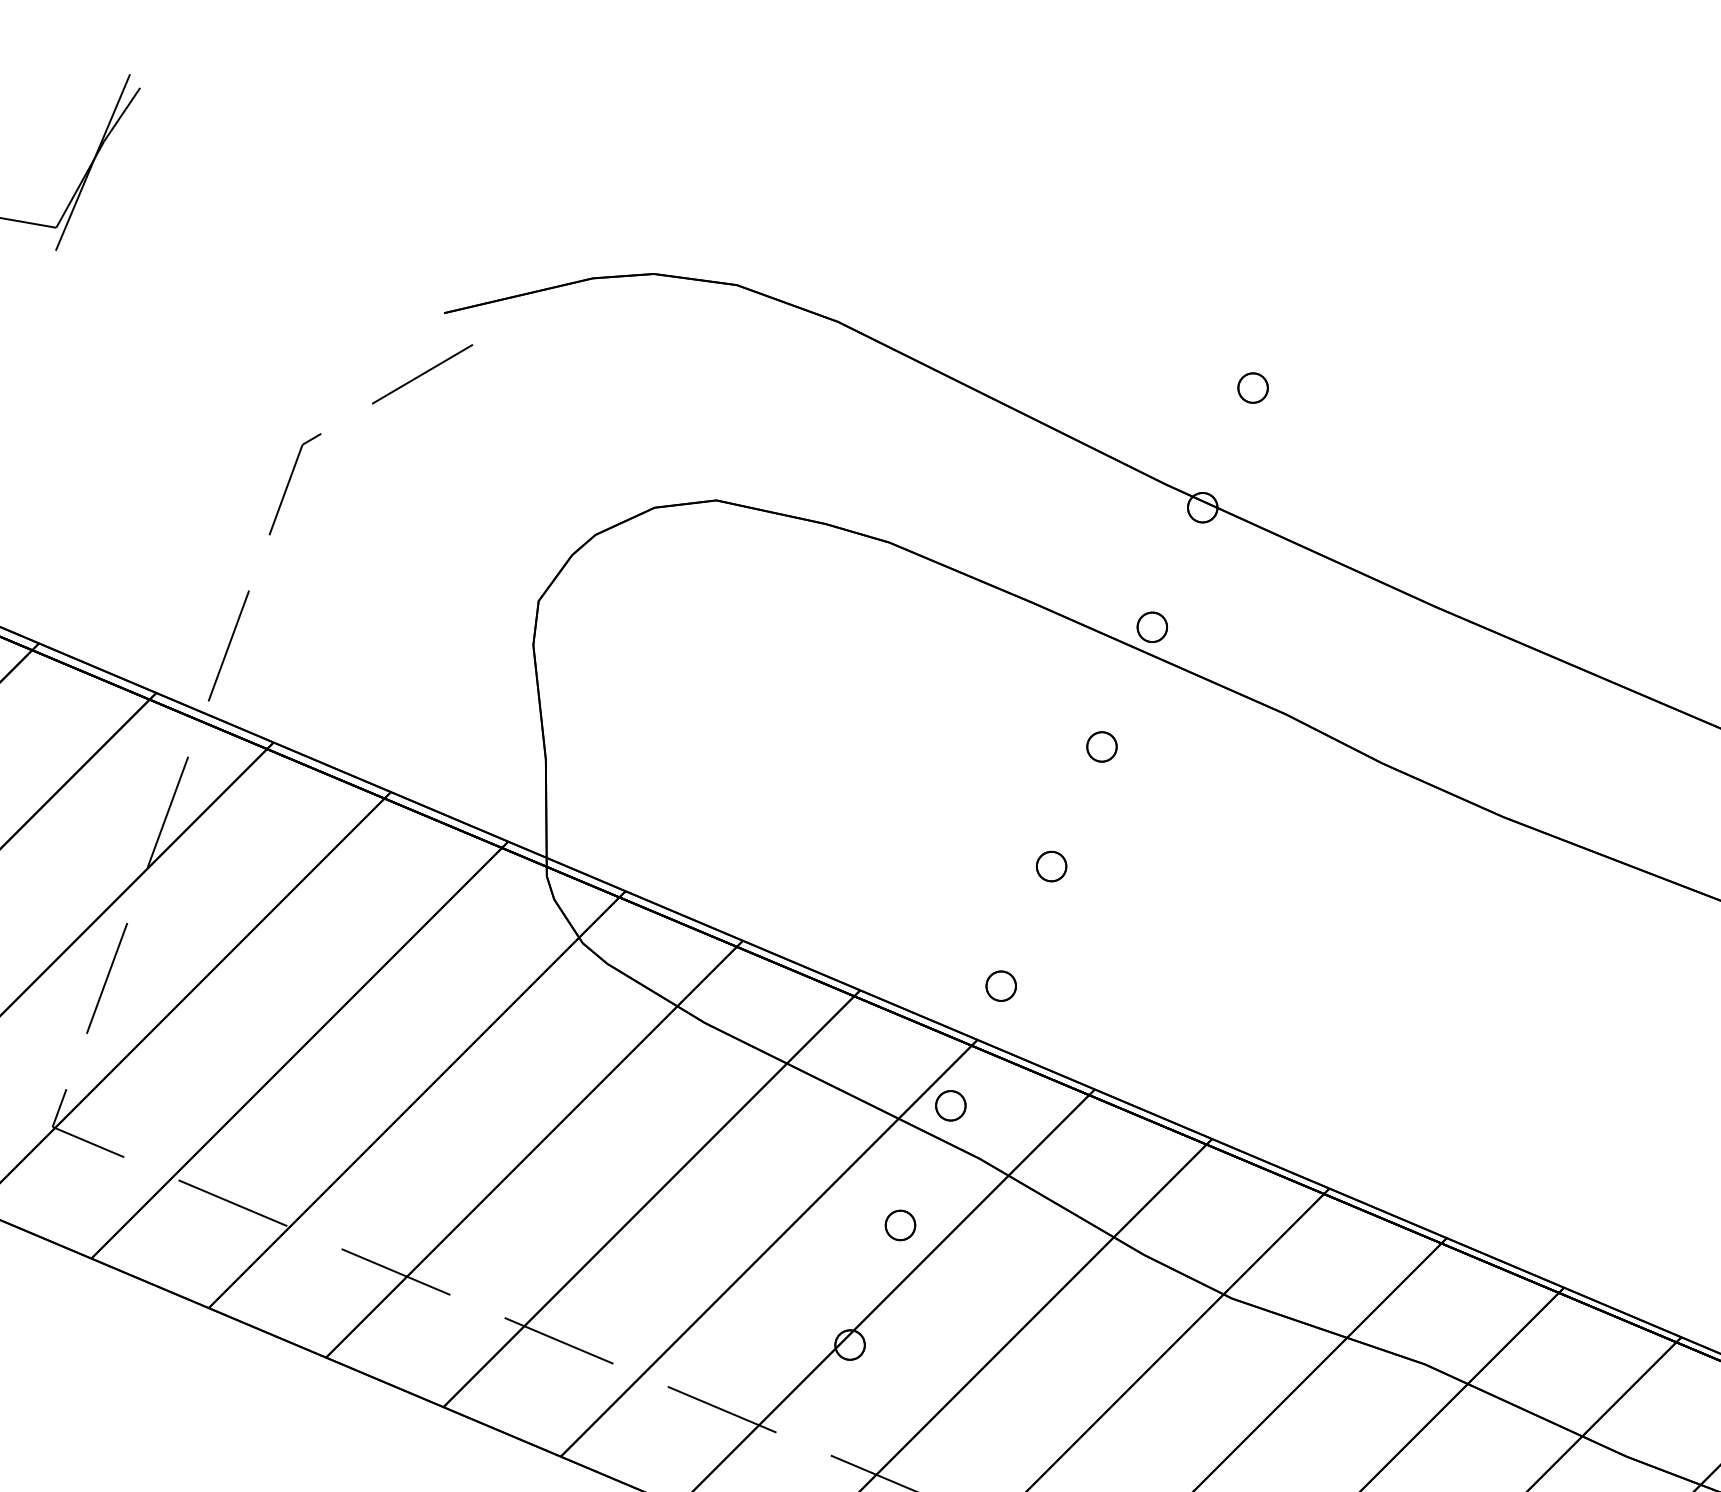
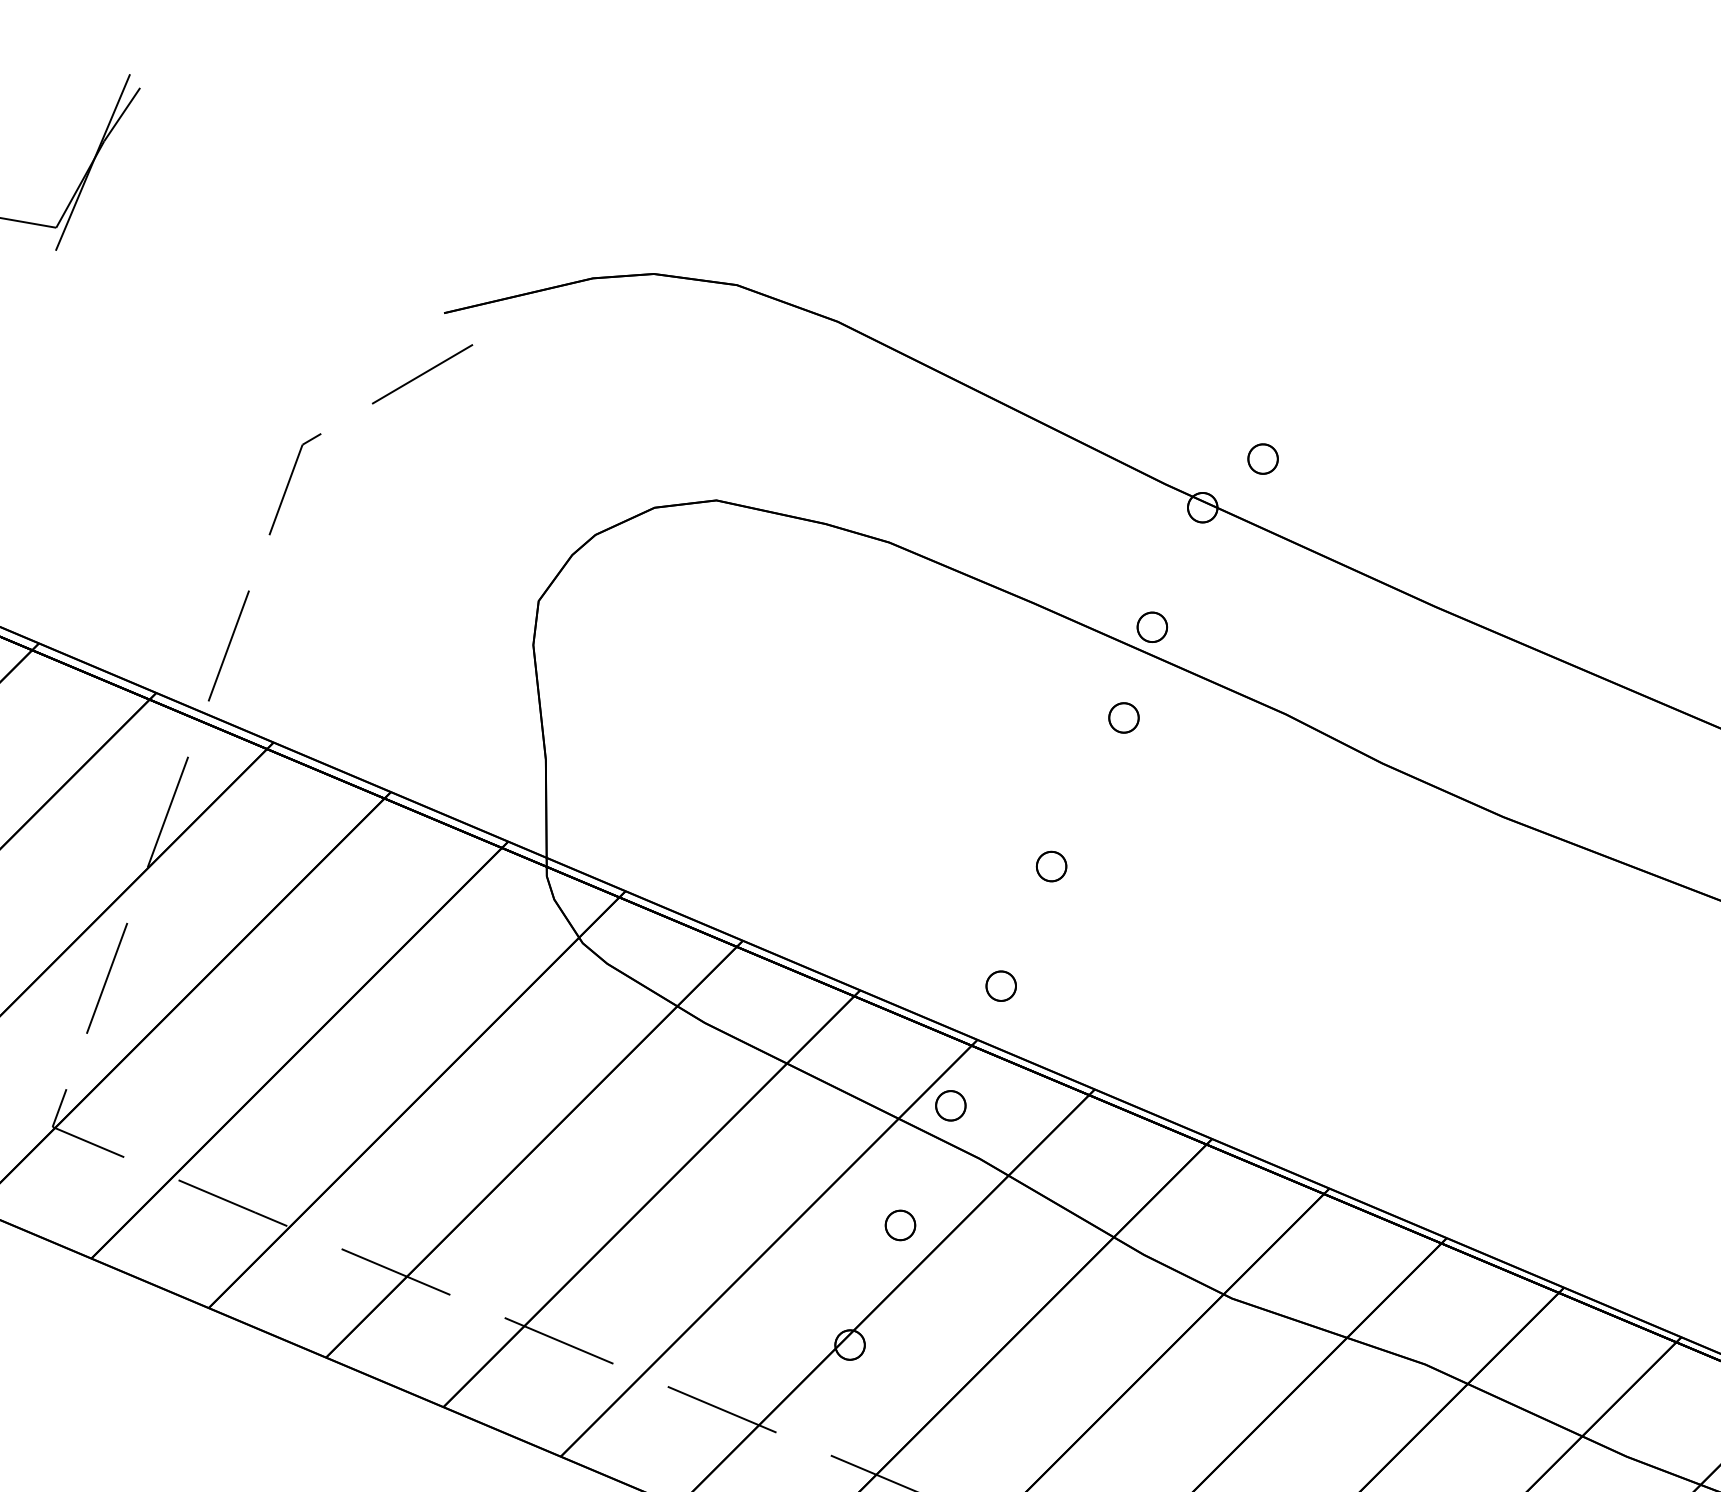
part position: (1252, 387) -> (1262, 458) (1262, 458)
part position: (1101, 746) -> (1123, 717) (1123, 717)
